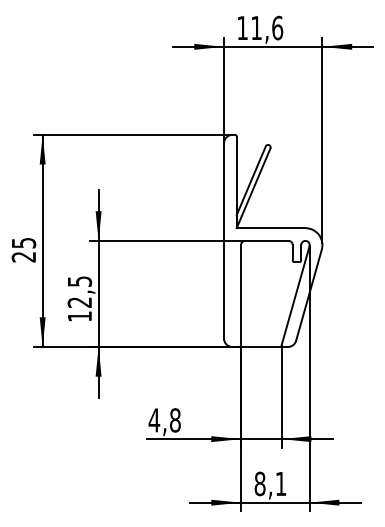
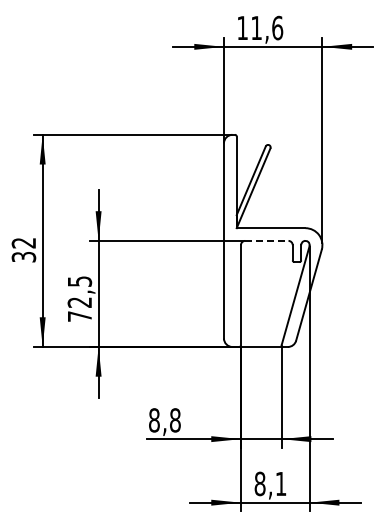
line: solid -> dashed (266, 240)
text: 25 -> 32 (23, 250)
text: 12,5 -> 72,5 (79, 316)
text: 4,8 -> 8,8 (154, 420)
